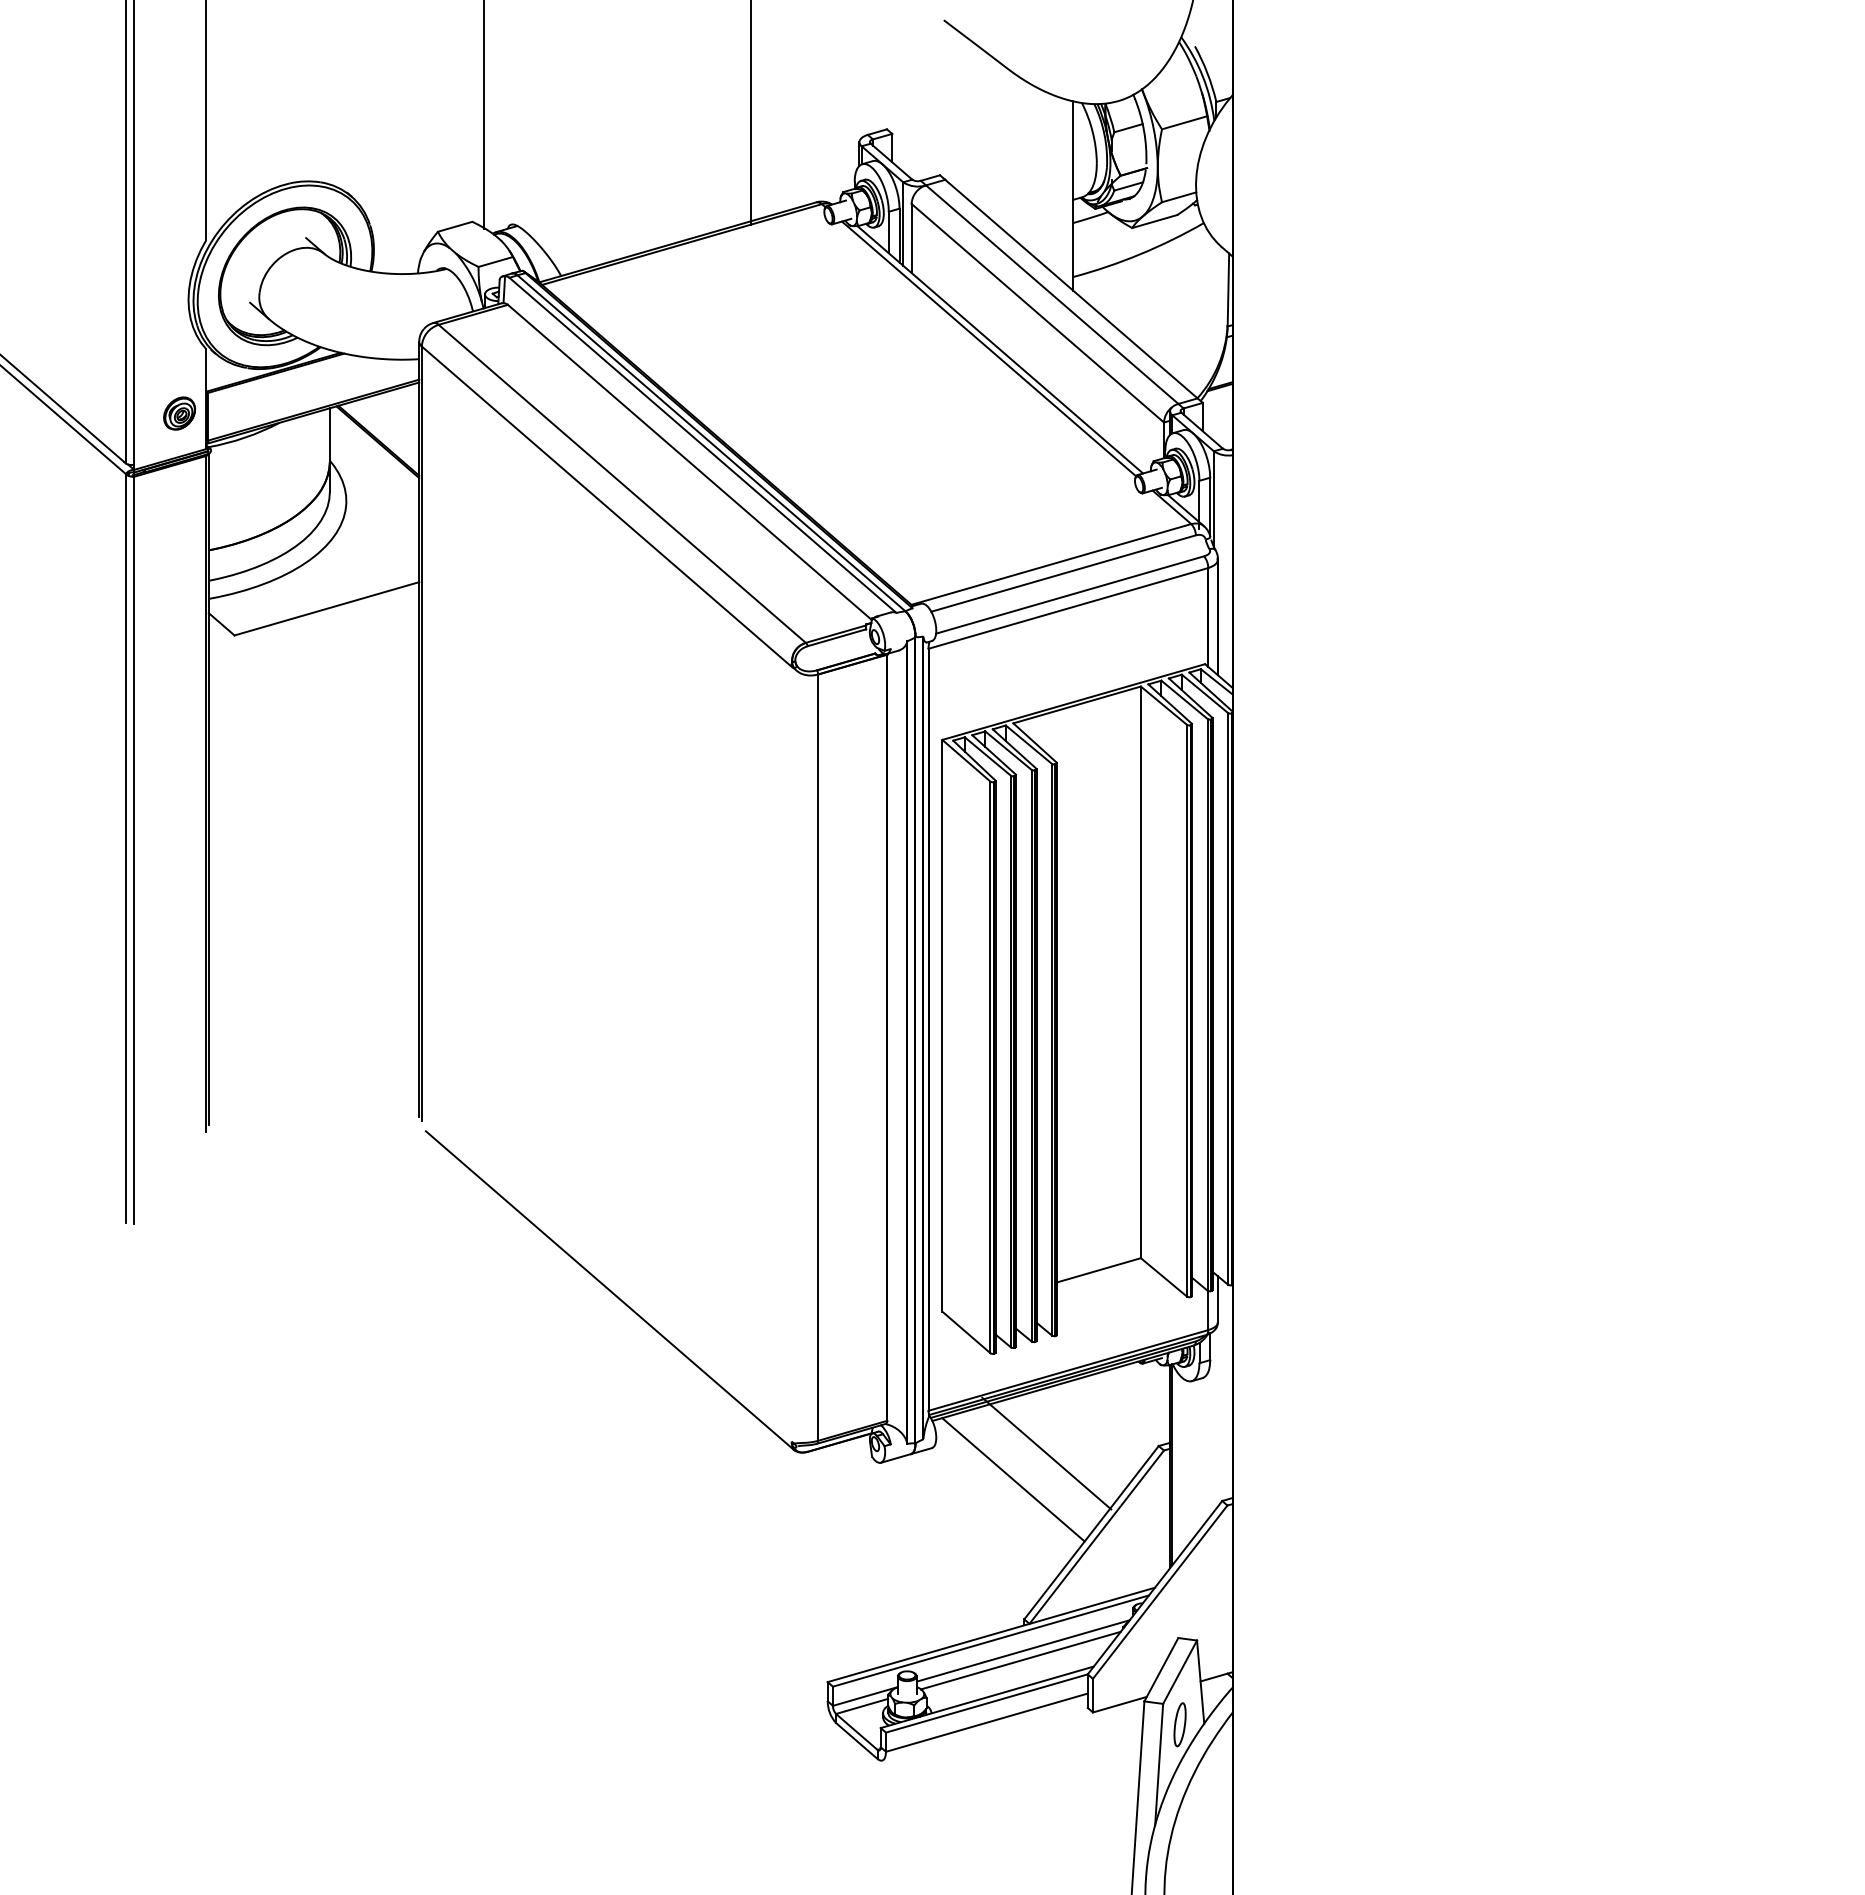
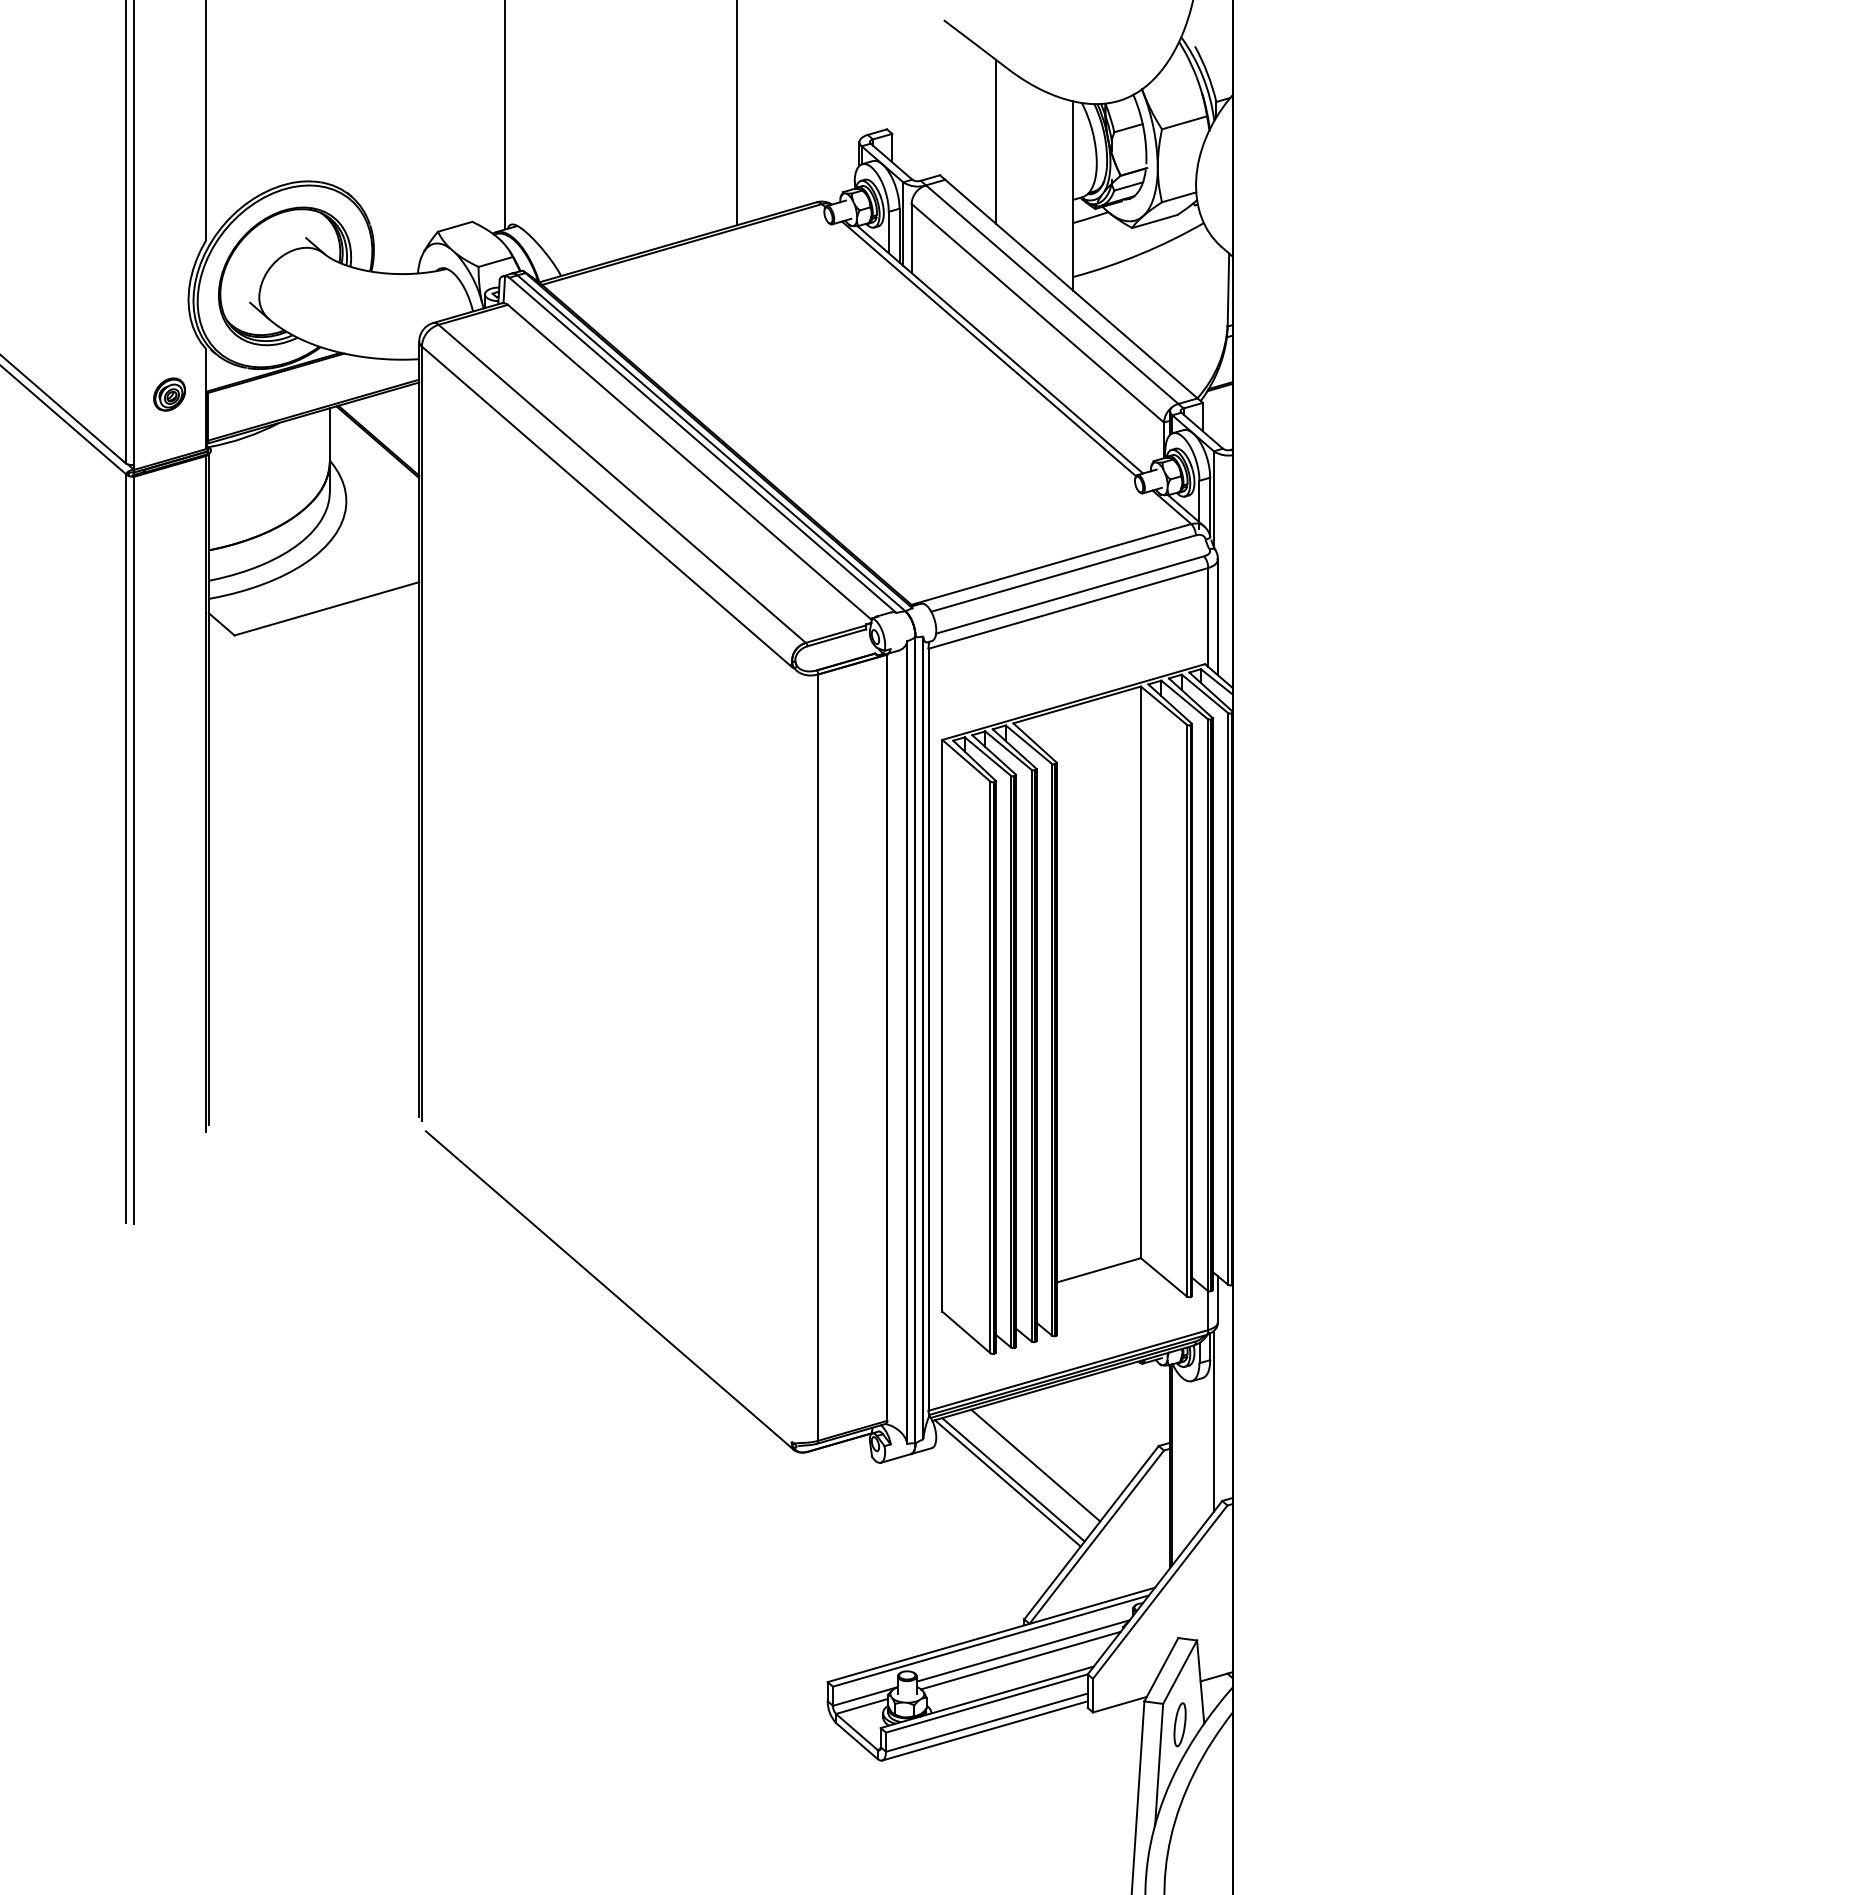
line position: (750, 113) -> (736, 113) (736, 113)
line position: (484, 115) -> (505, 115) (505, 115)
line: none -> present (996, 141)
part position: (179, 413) -> (169, 394) (169, 394)
line: none -> present (1213, 1420)
line position: (1046, 1453) -> (1035, 1465) (1035, 1465)
line: none -> present (1007, 1483)
line: none -> present (984, 1730)
